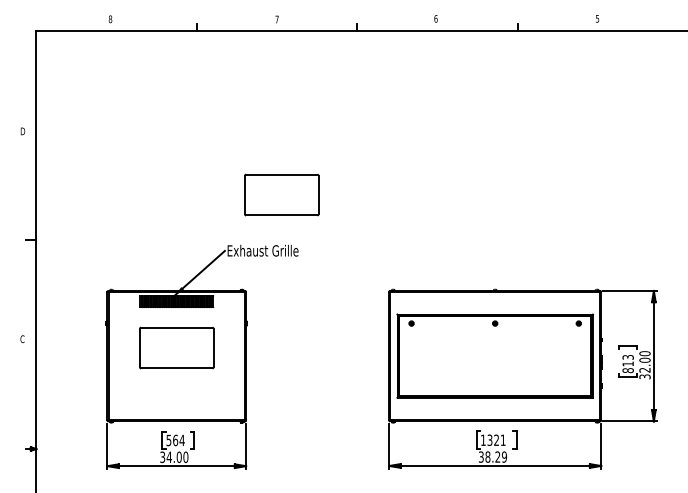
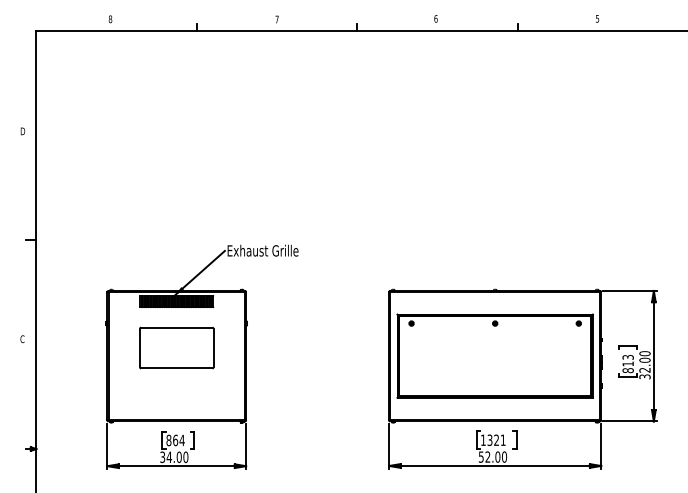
part: present -> none (281, 194)
text: 564 -> 864 (168, 440)
text: 38.29 -> 52.00 (492, 456)
